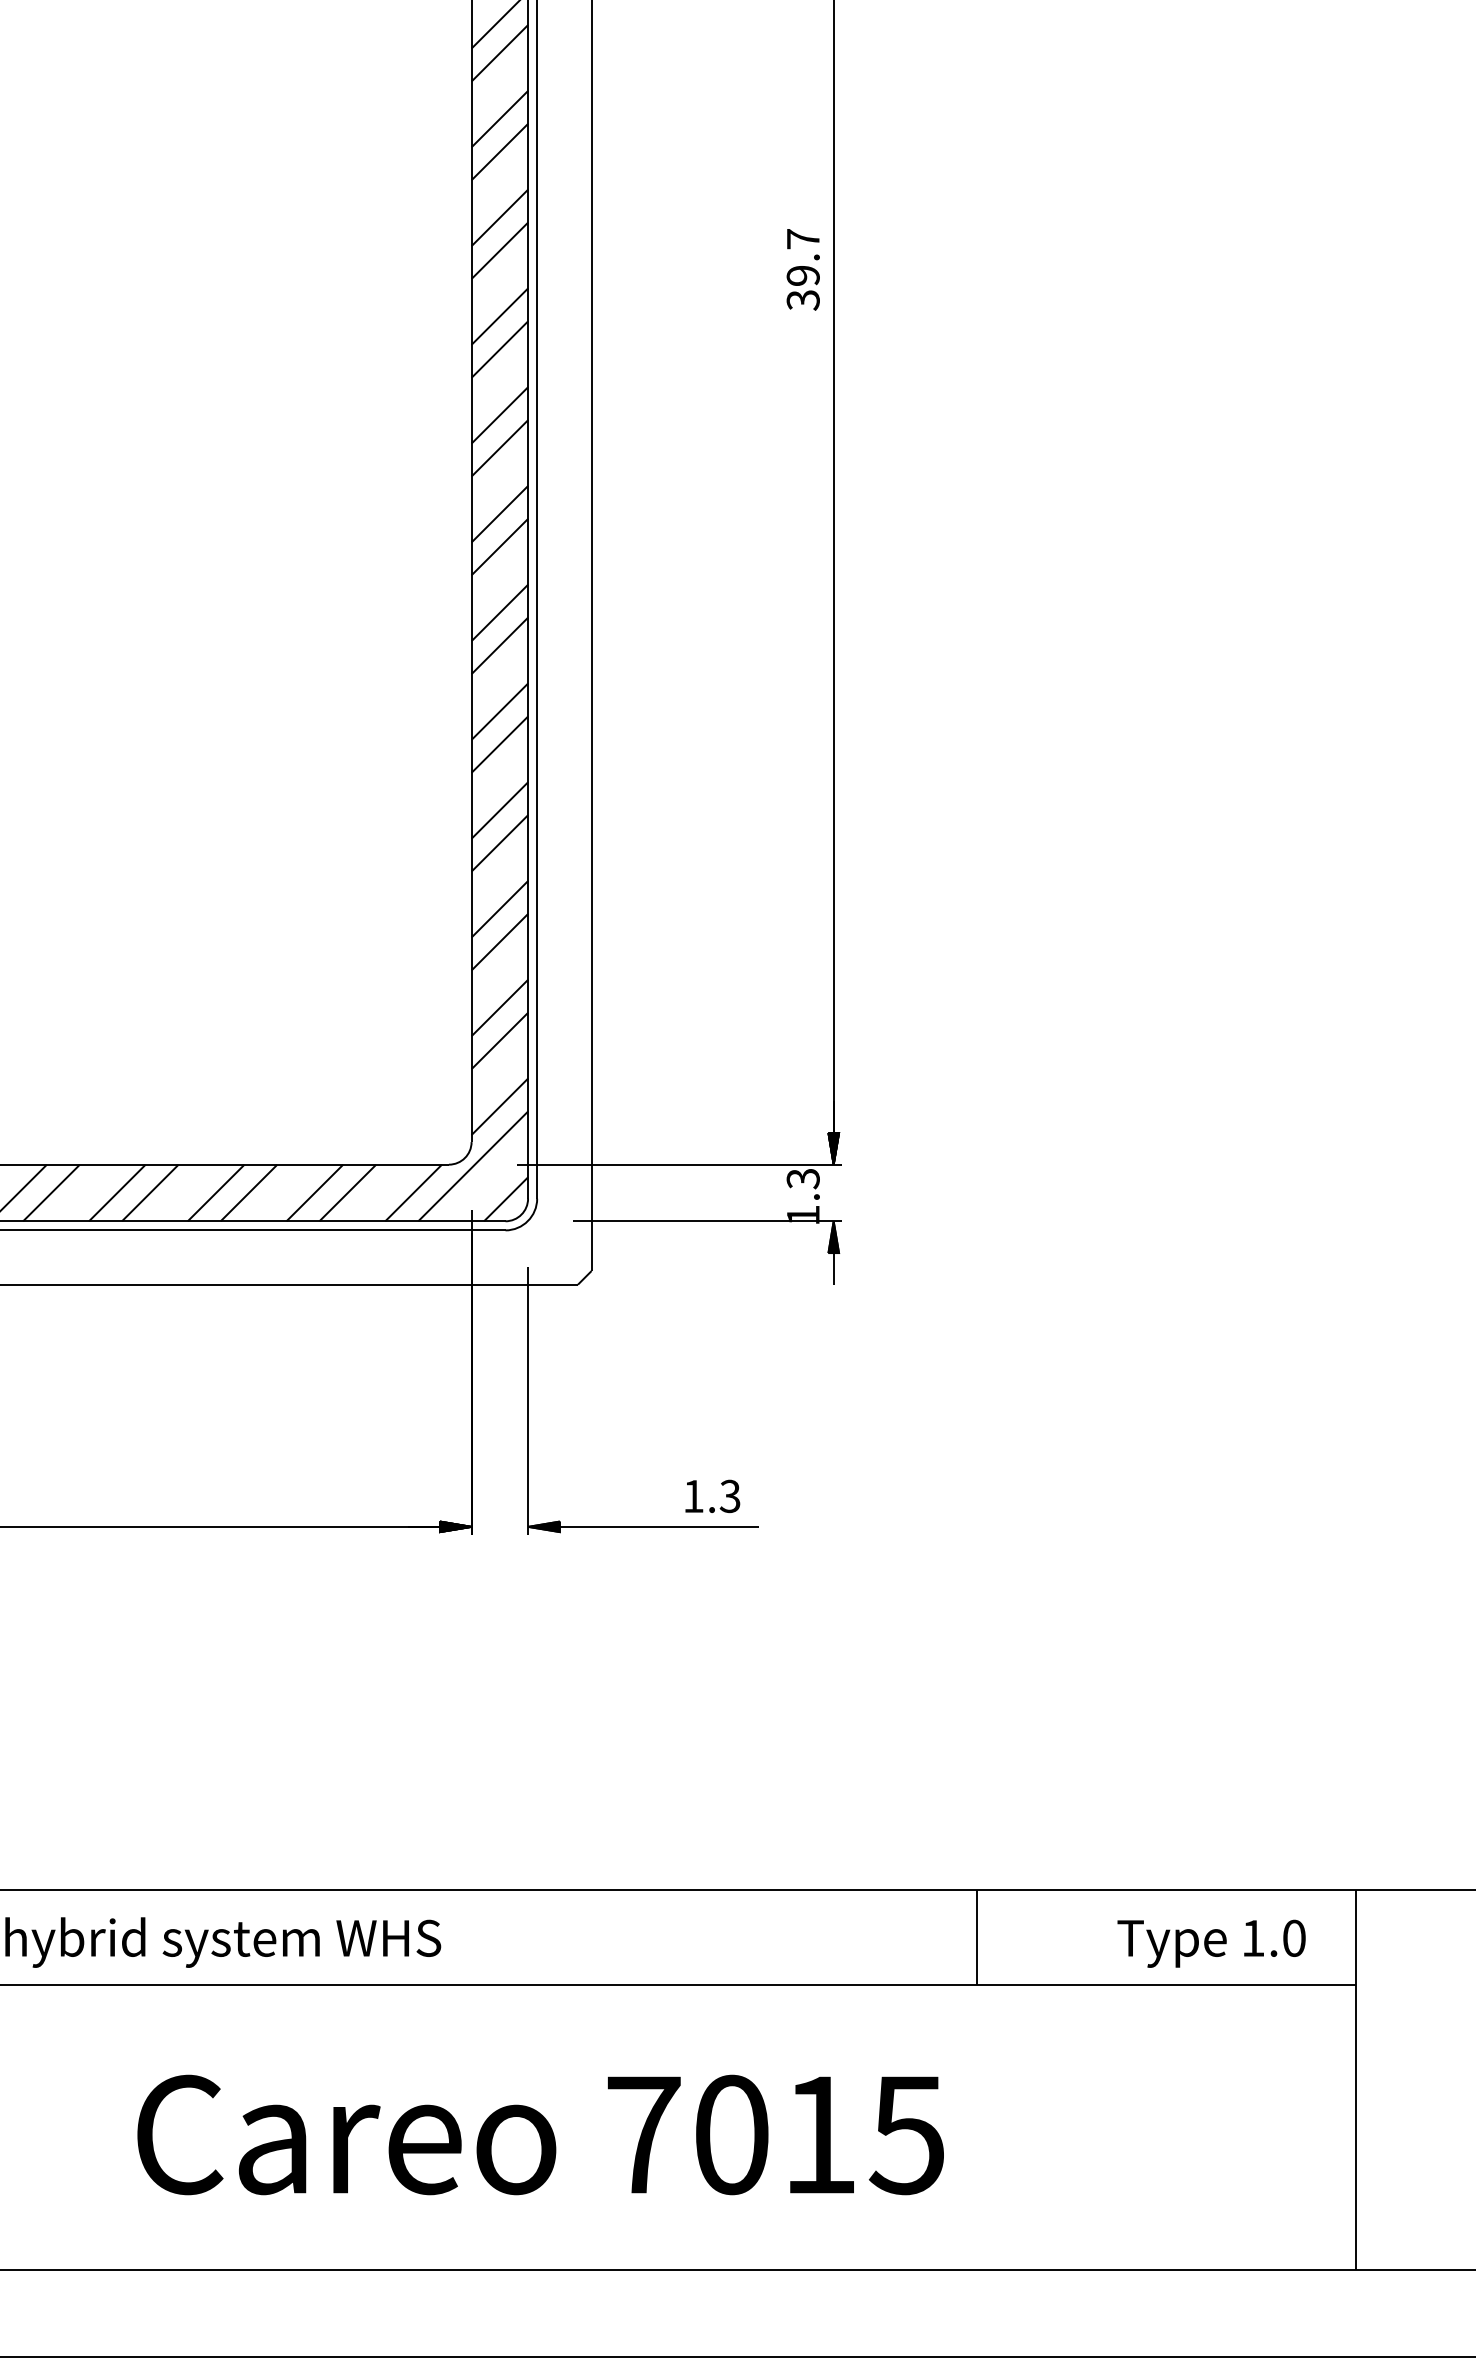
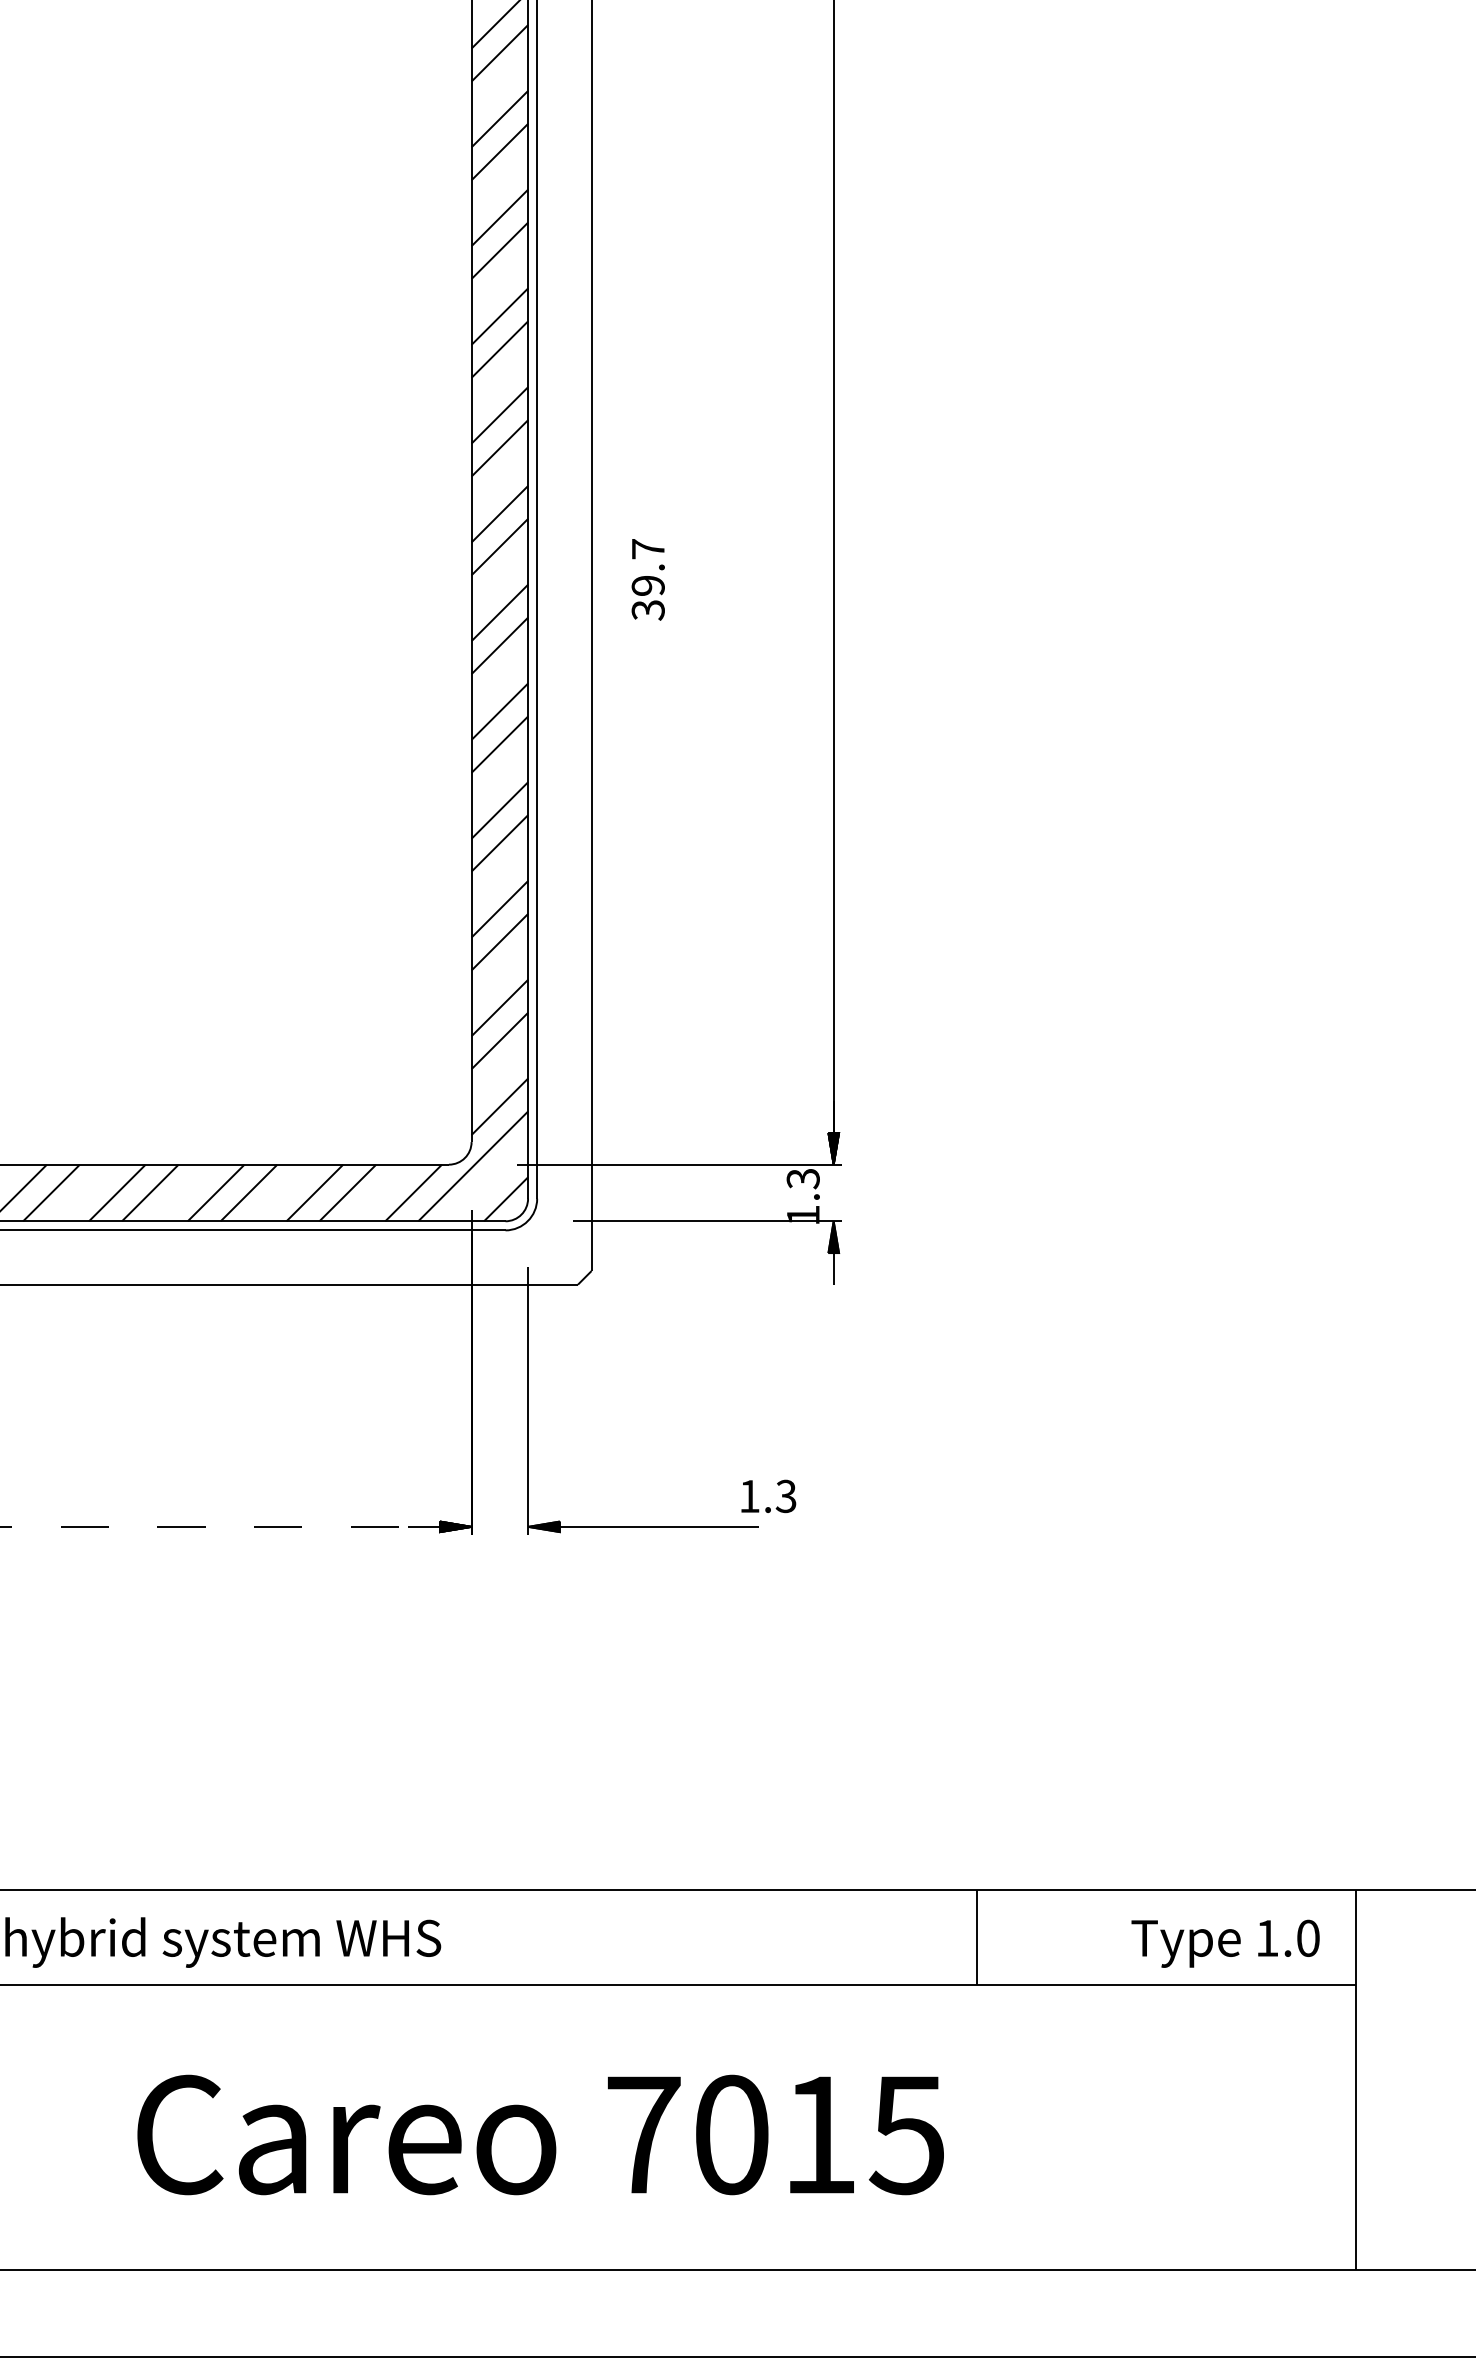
text position: (802, 269) -> (647, 579) (647, 579)
text position: (712, 1496) -> (768, 1496) (768, 1496)
line: solid -> dashed (220, 1526)
text position: (1211, 1943) -> (1225, 1943) (1225, 1943)
